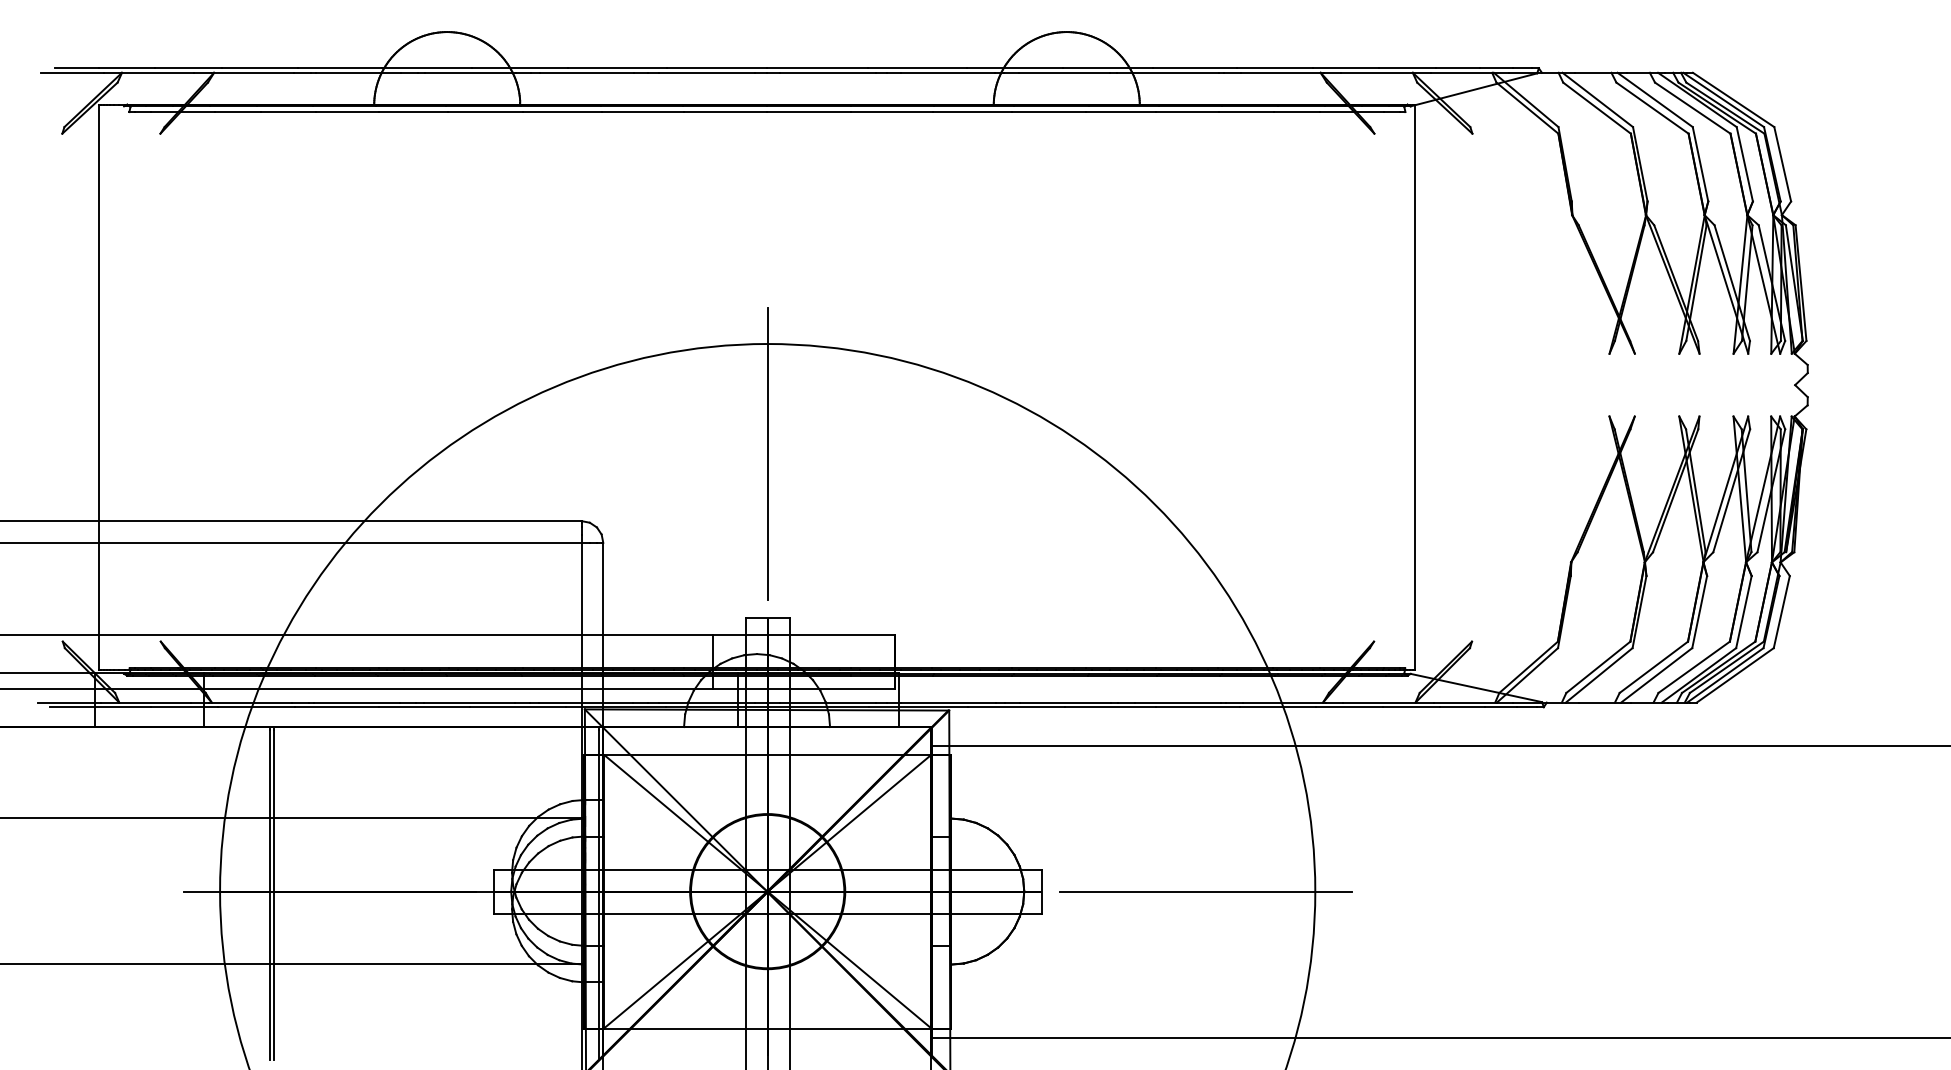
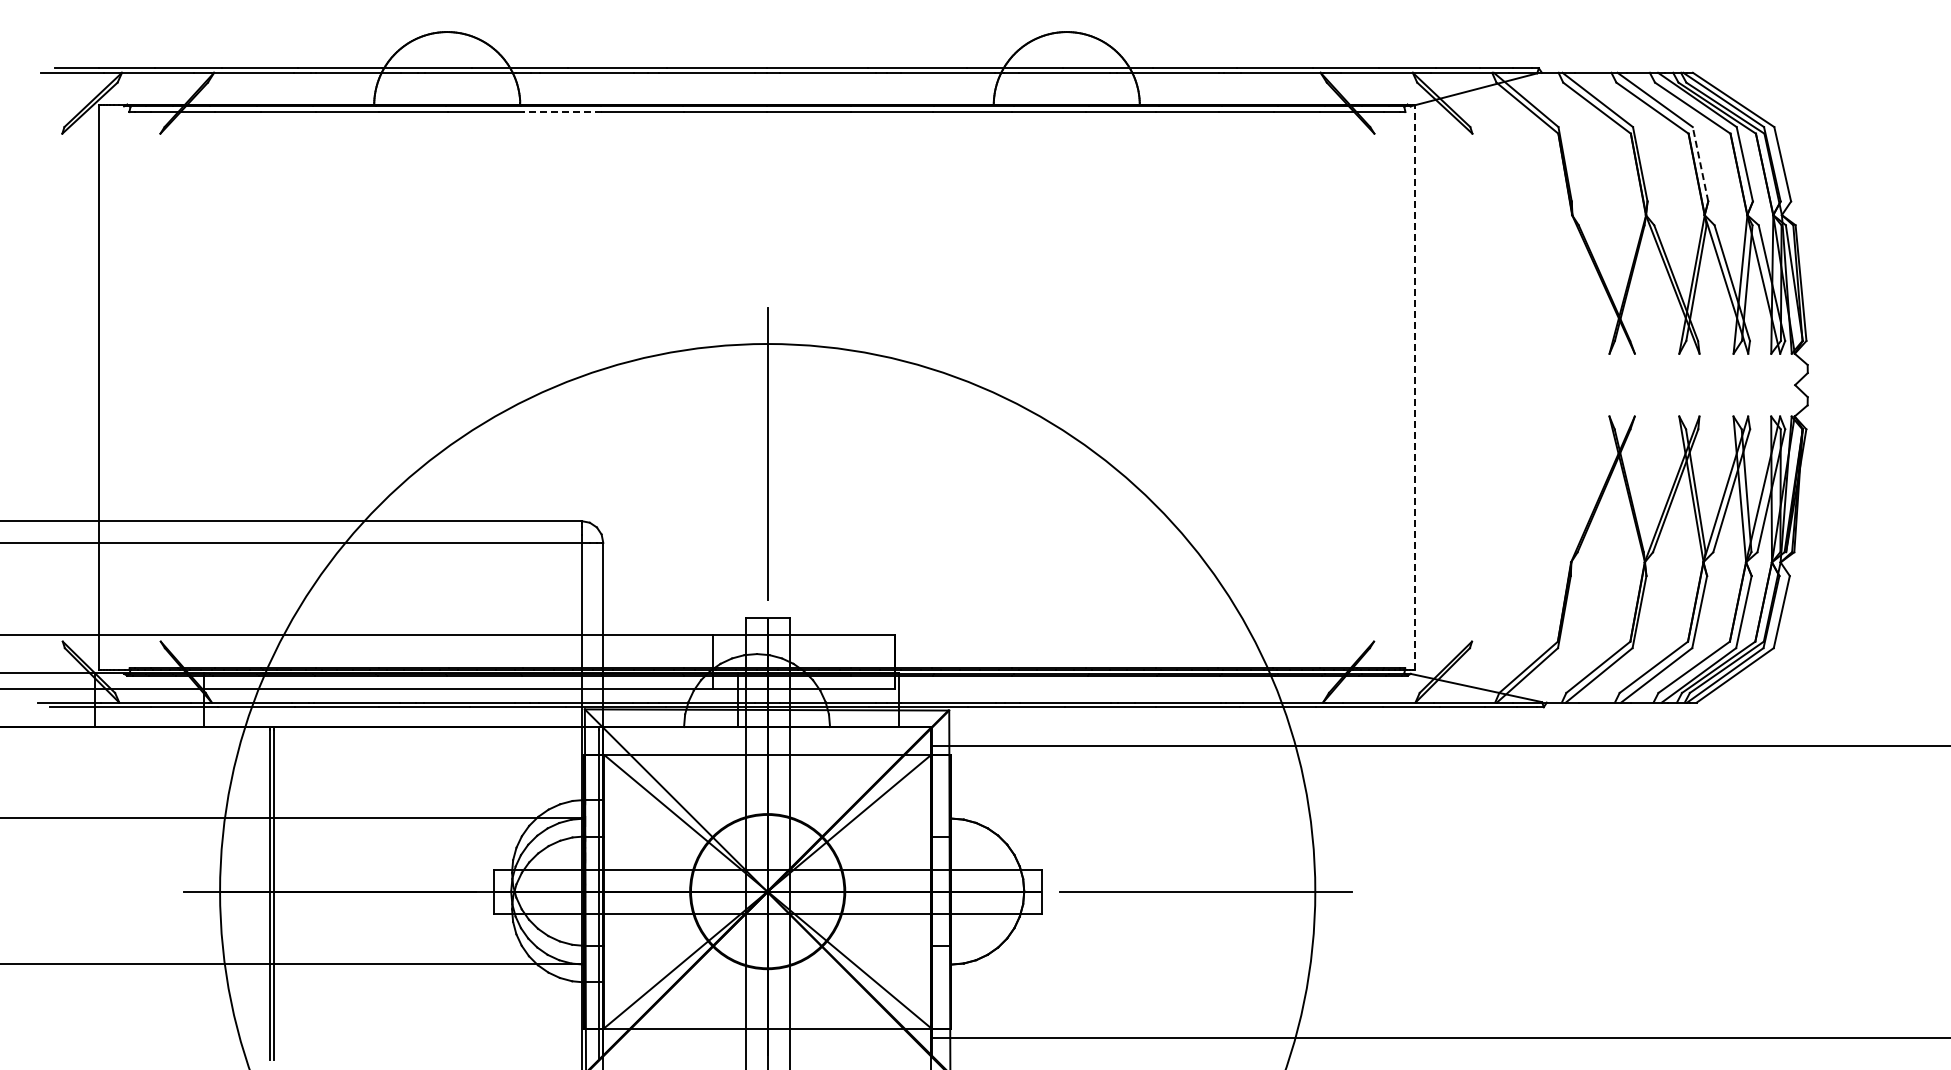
line: solid -> dashed (562, 112)
line: solid -> dashed (1700, 163)
line: solid -> dashed (1415, 387)
